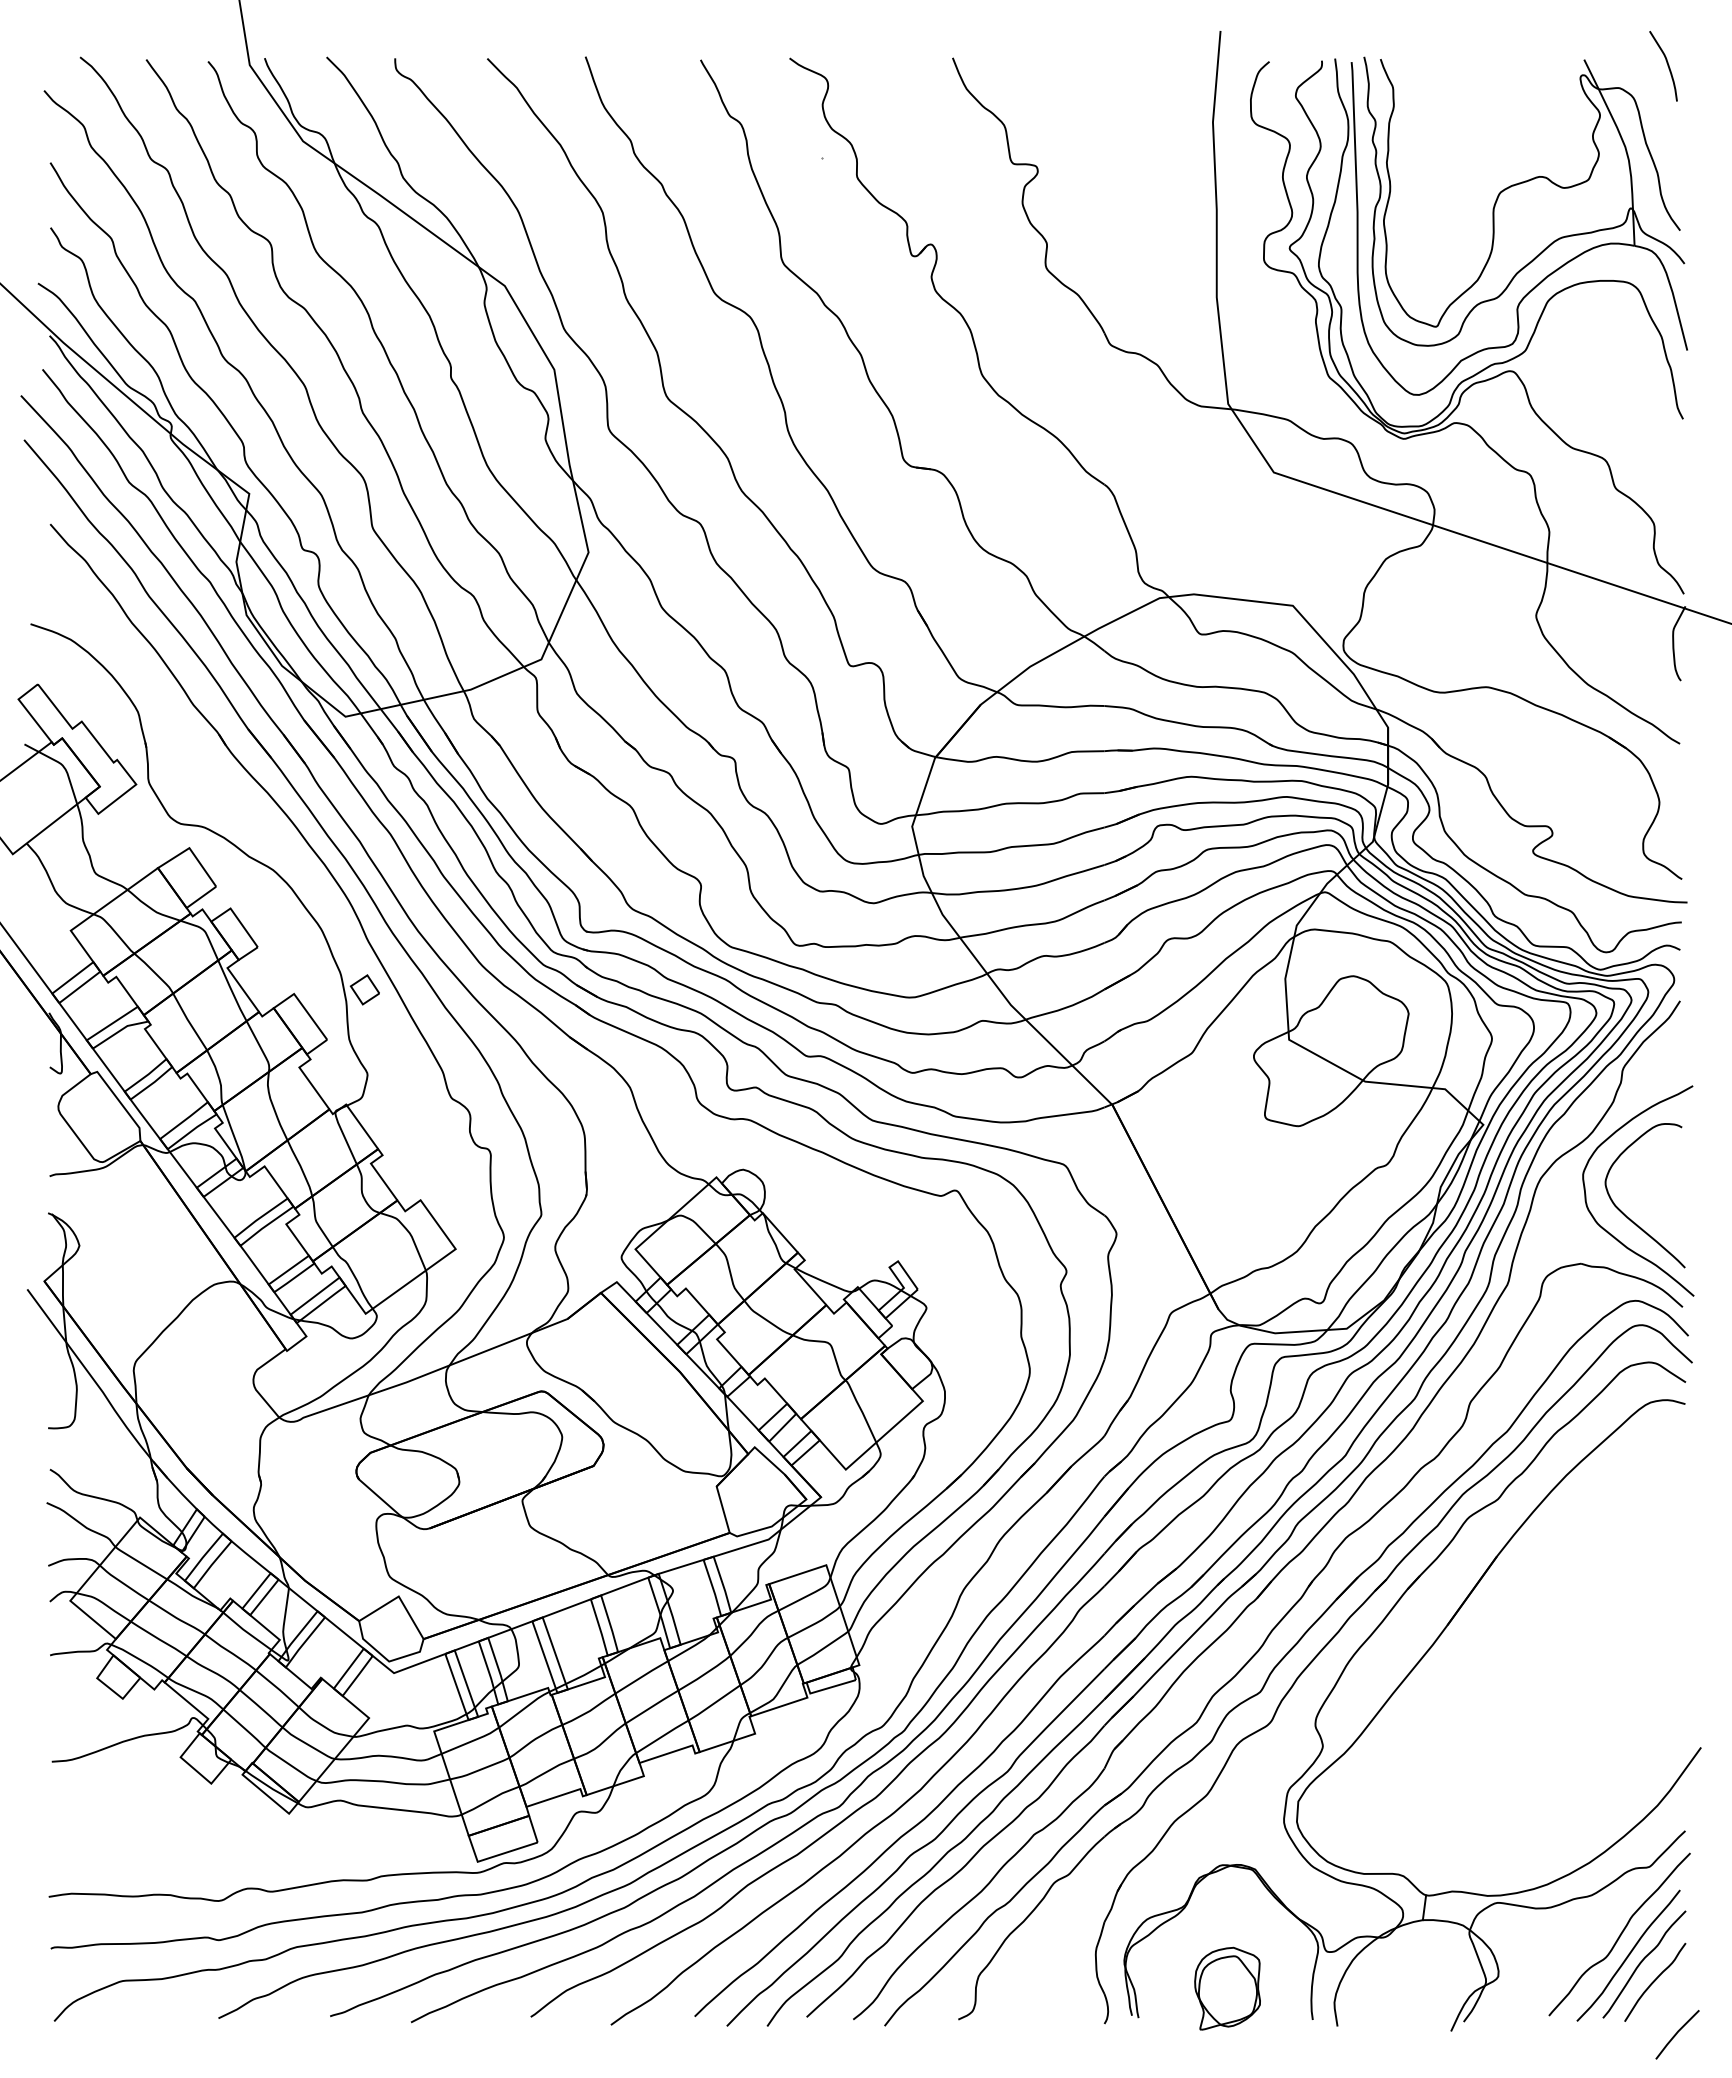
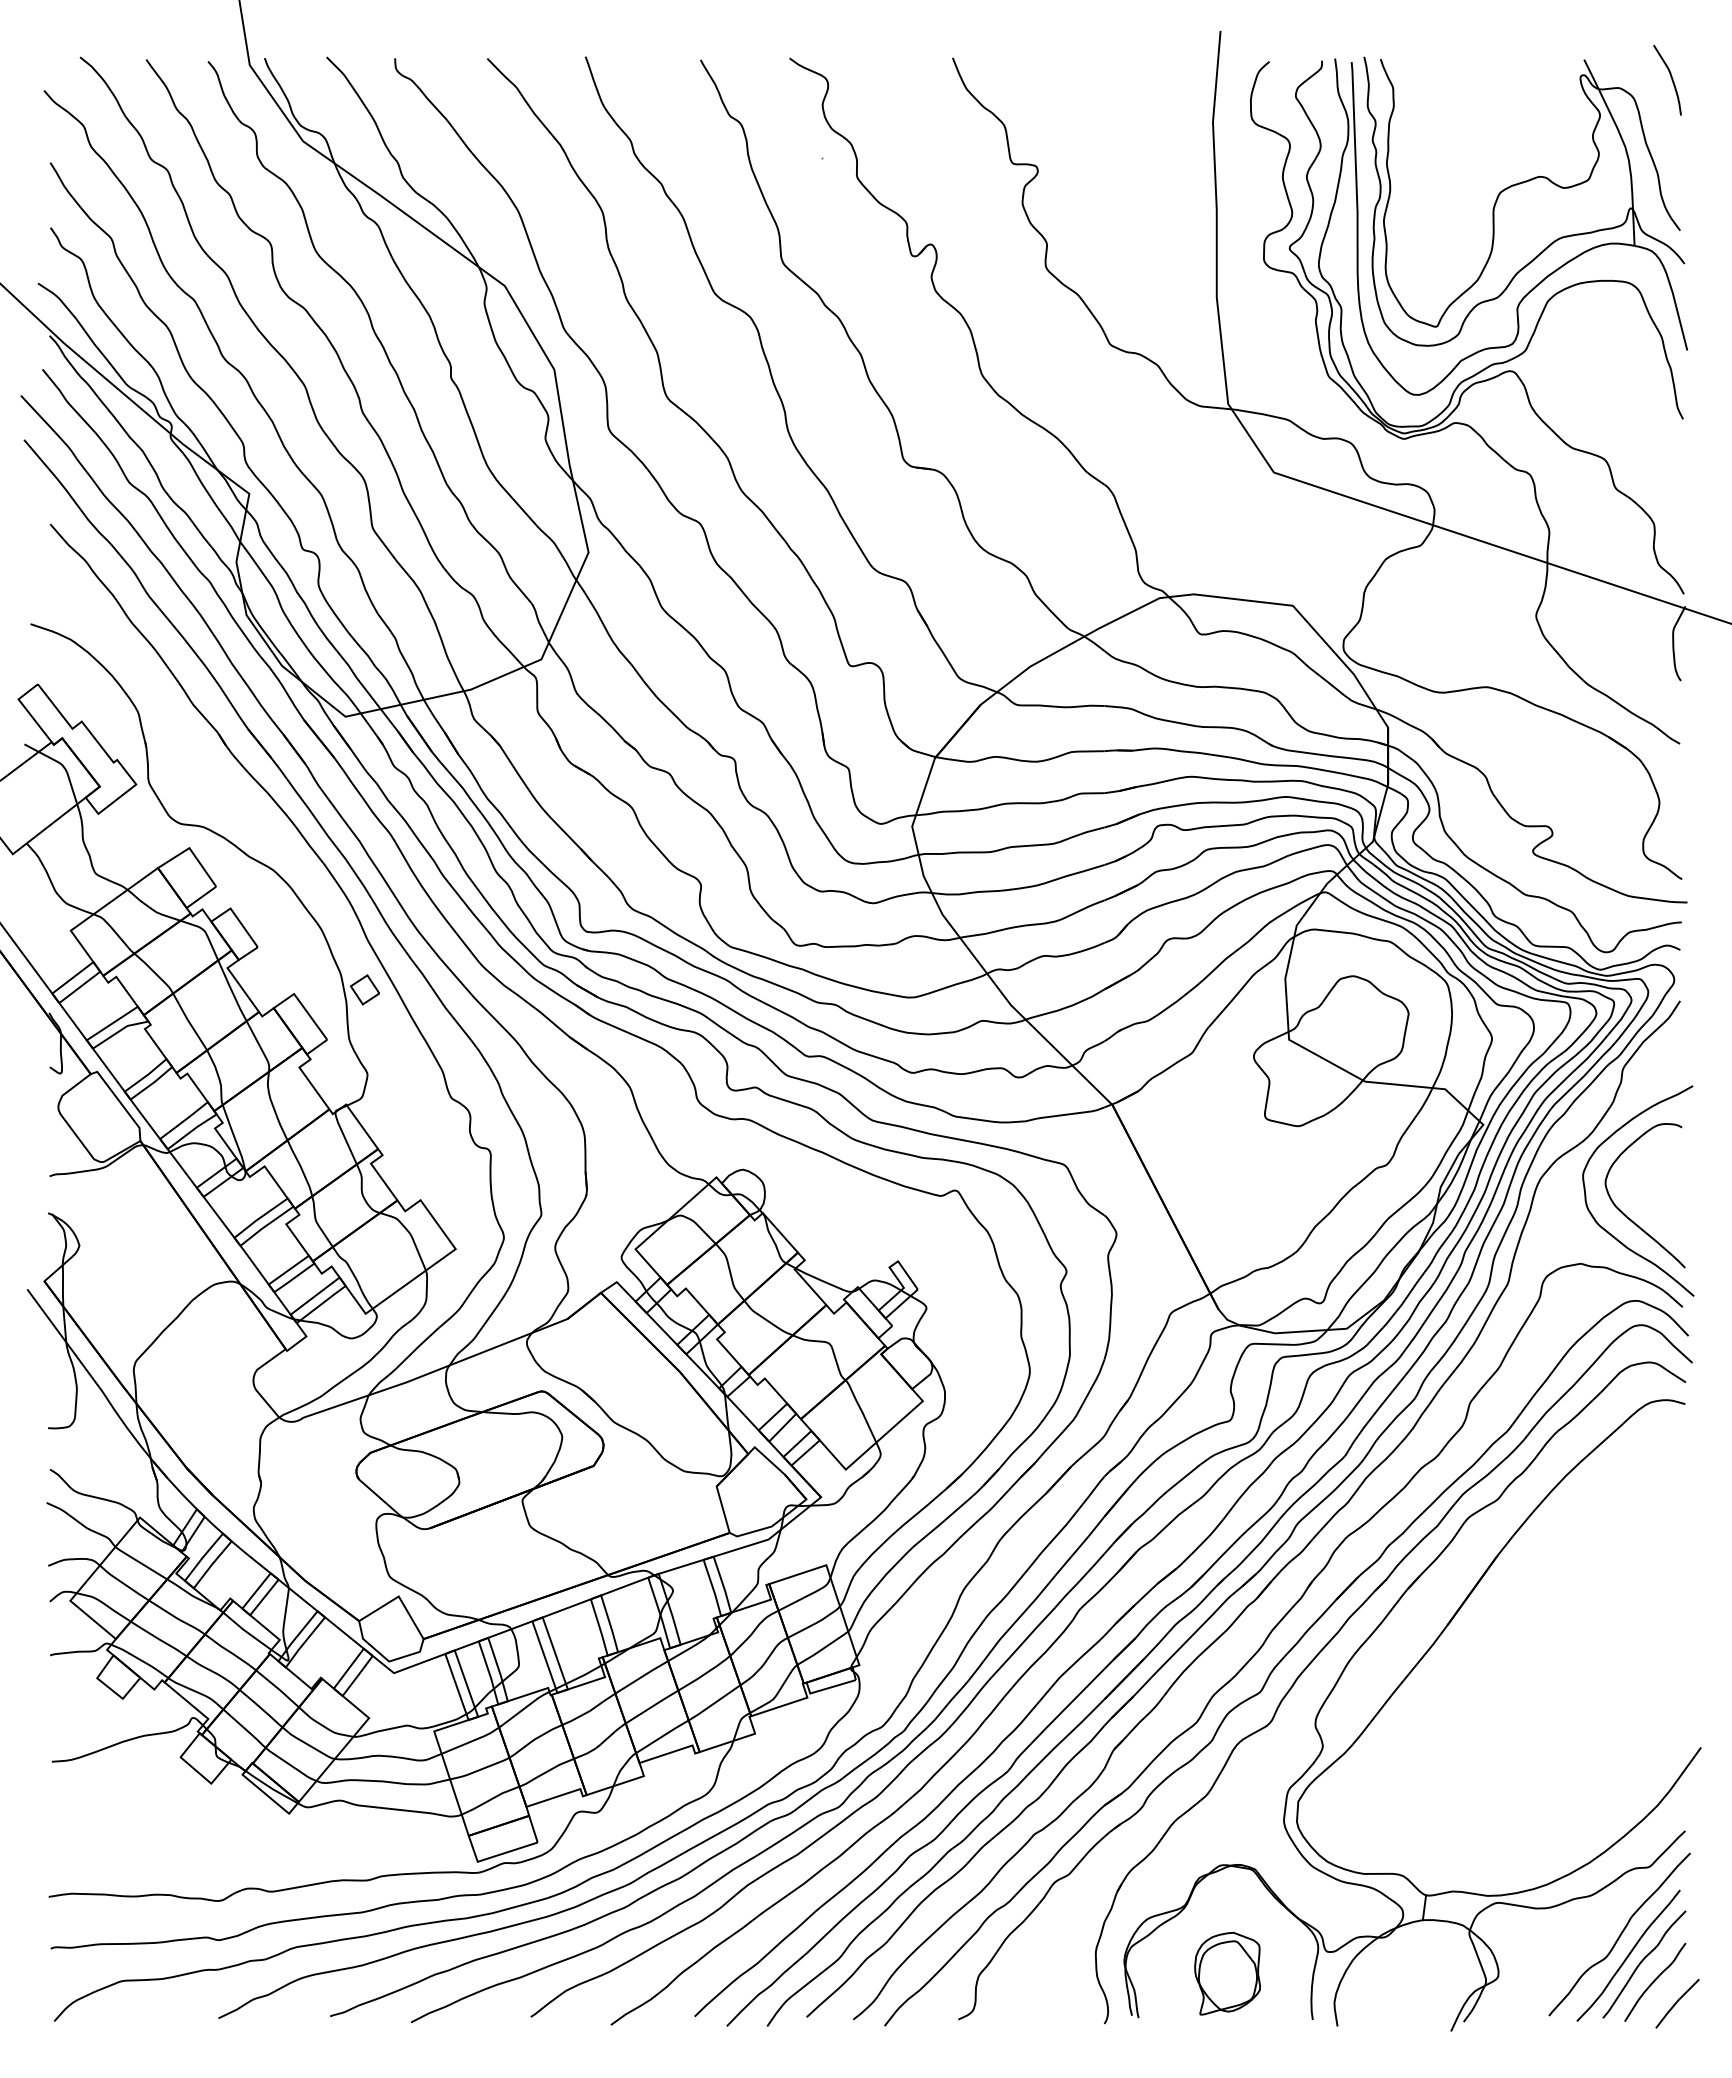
curve position: (1667, 66) -> (1671, 80) (1671, 80)
part position: (1227, 1988) -> (1227, 1973) (1227, 1973)
line position: (1677, 2033) -> (1677, 2002) (1677, 2002)
